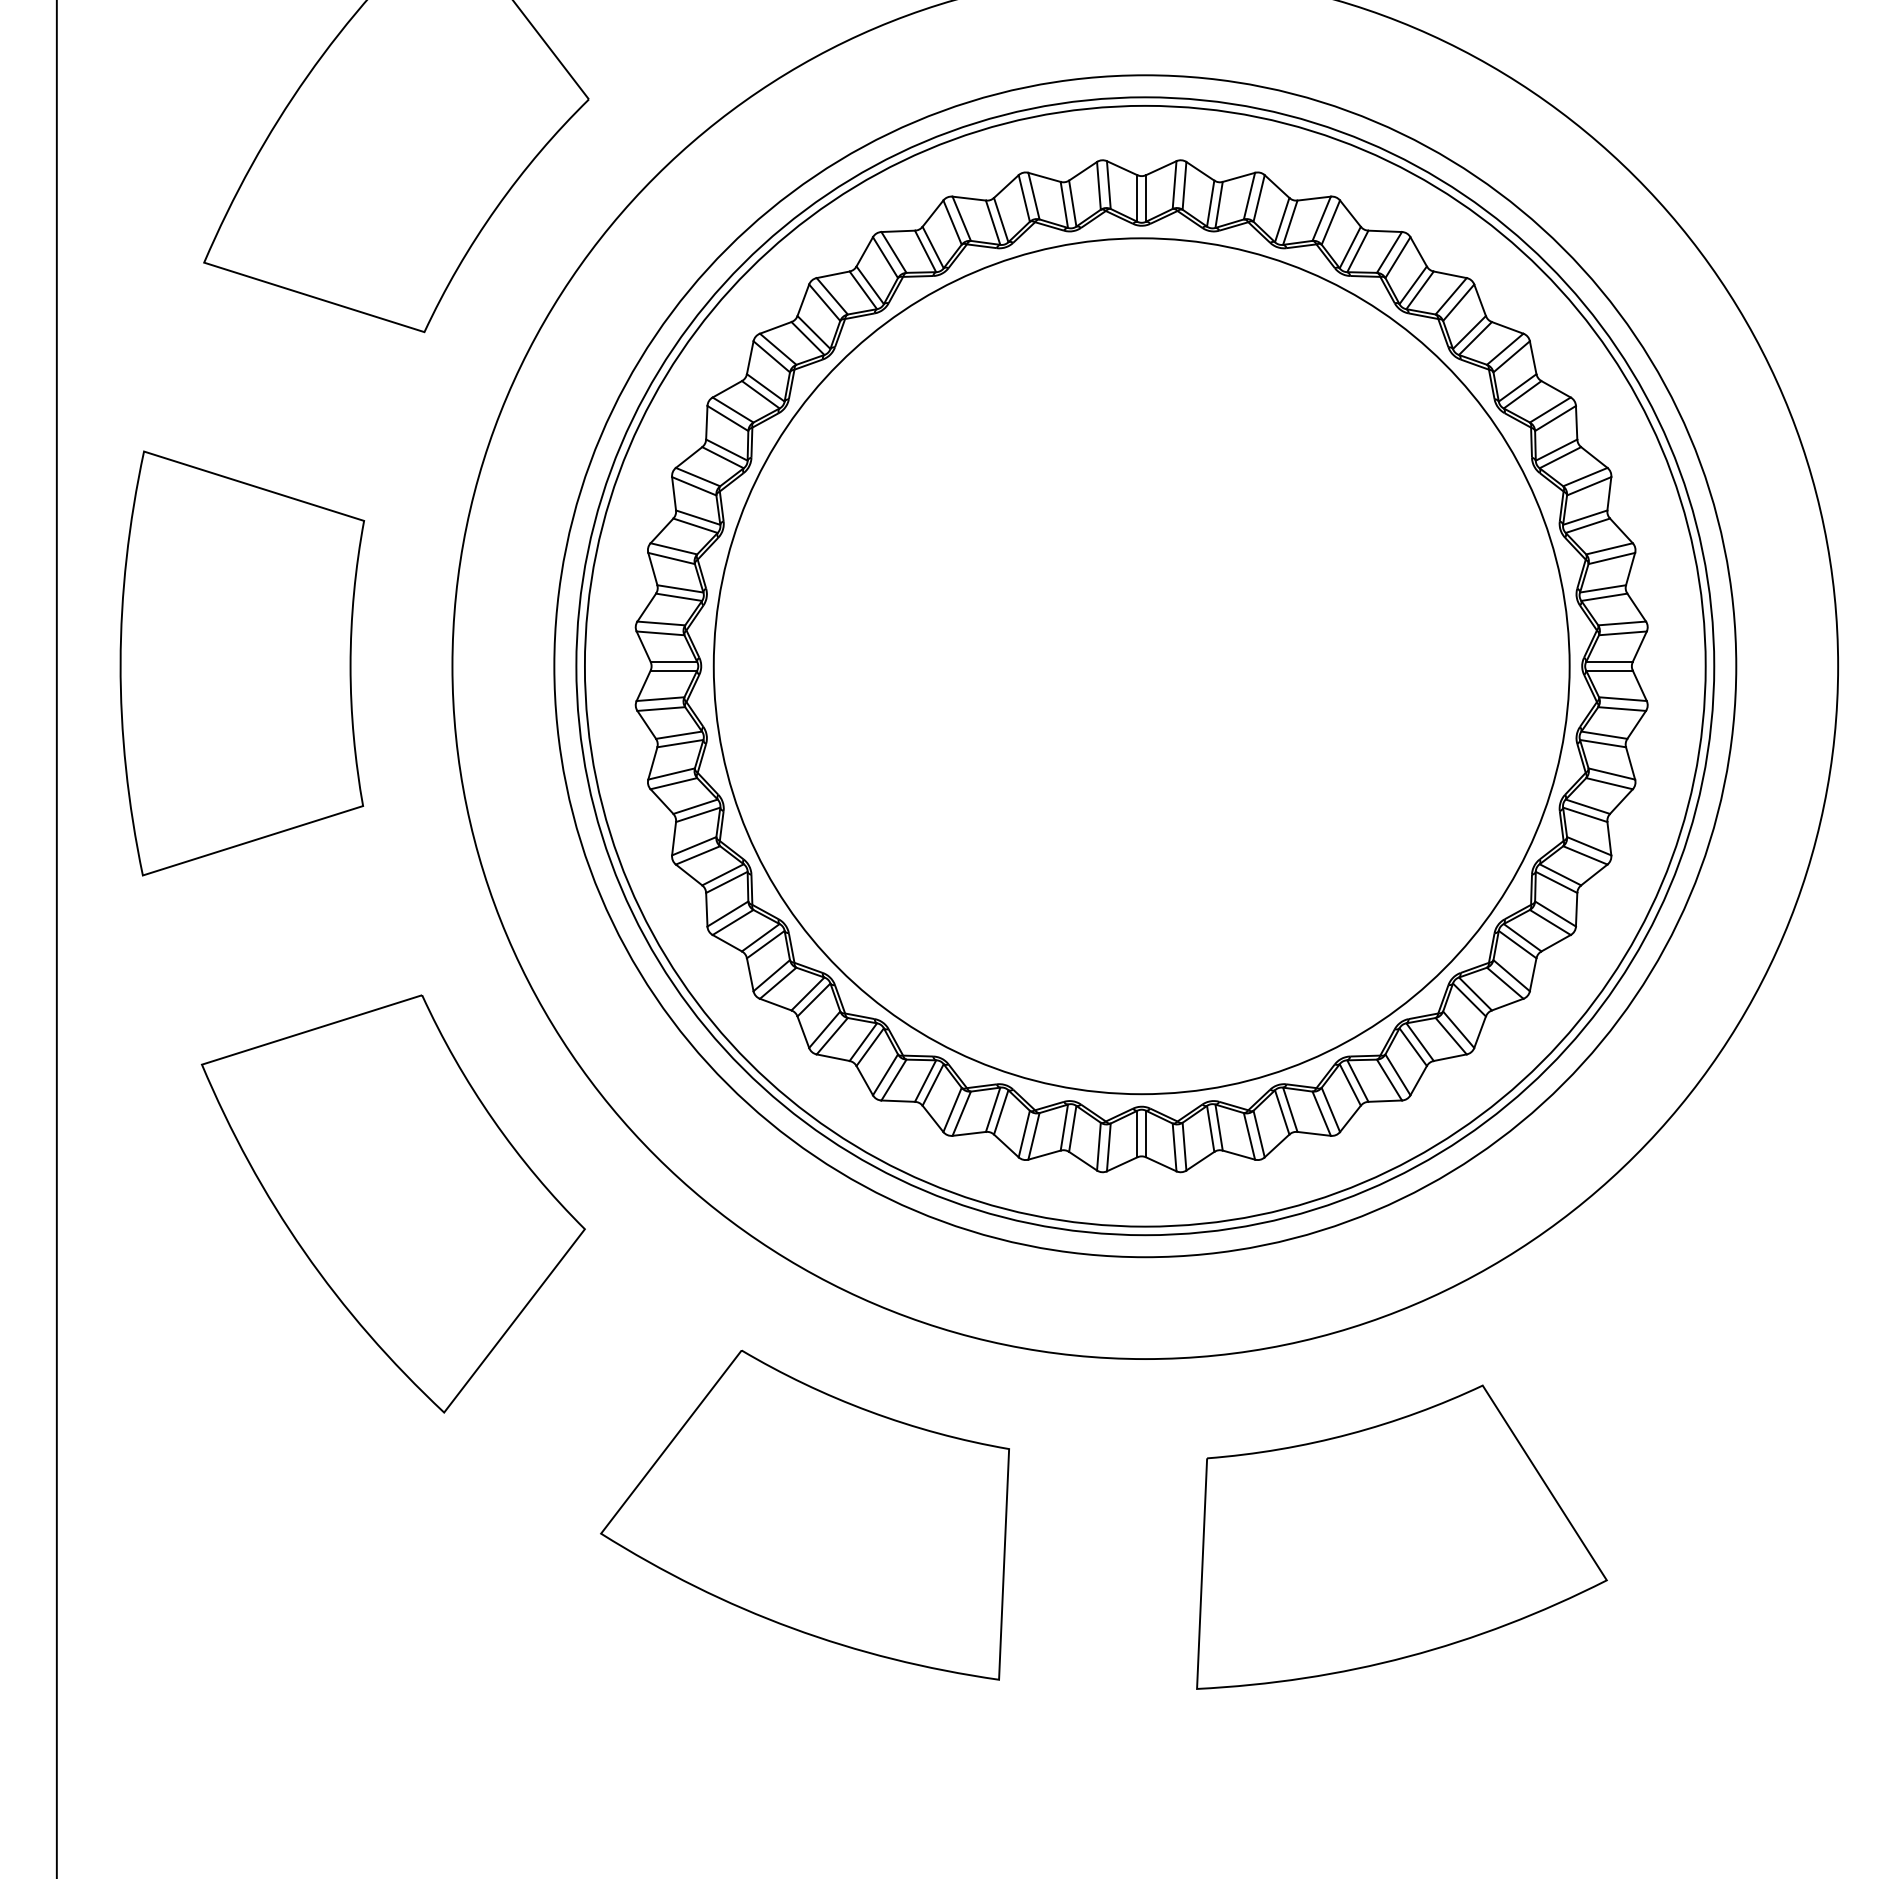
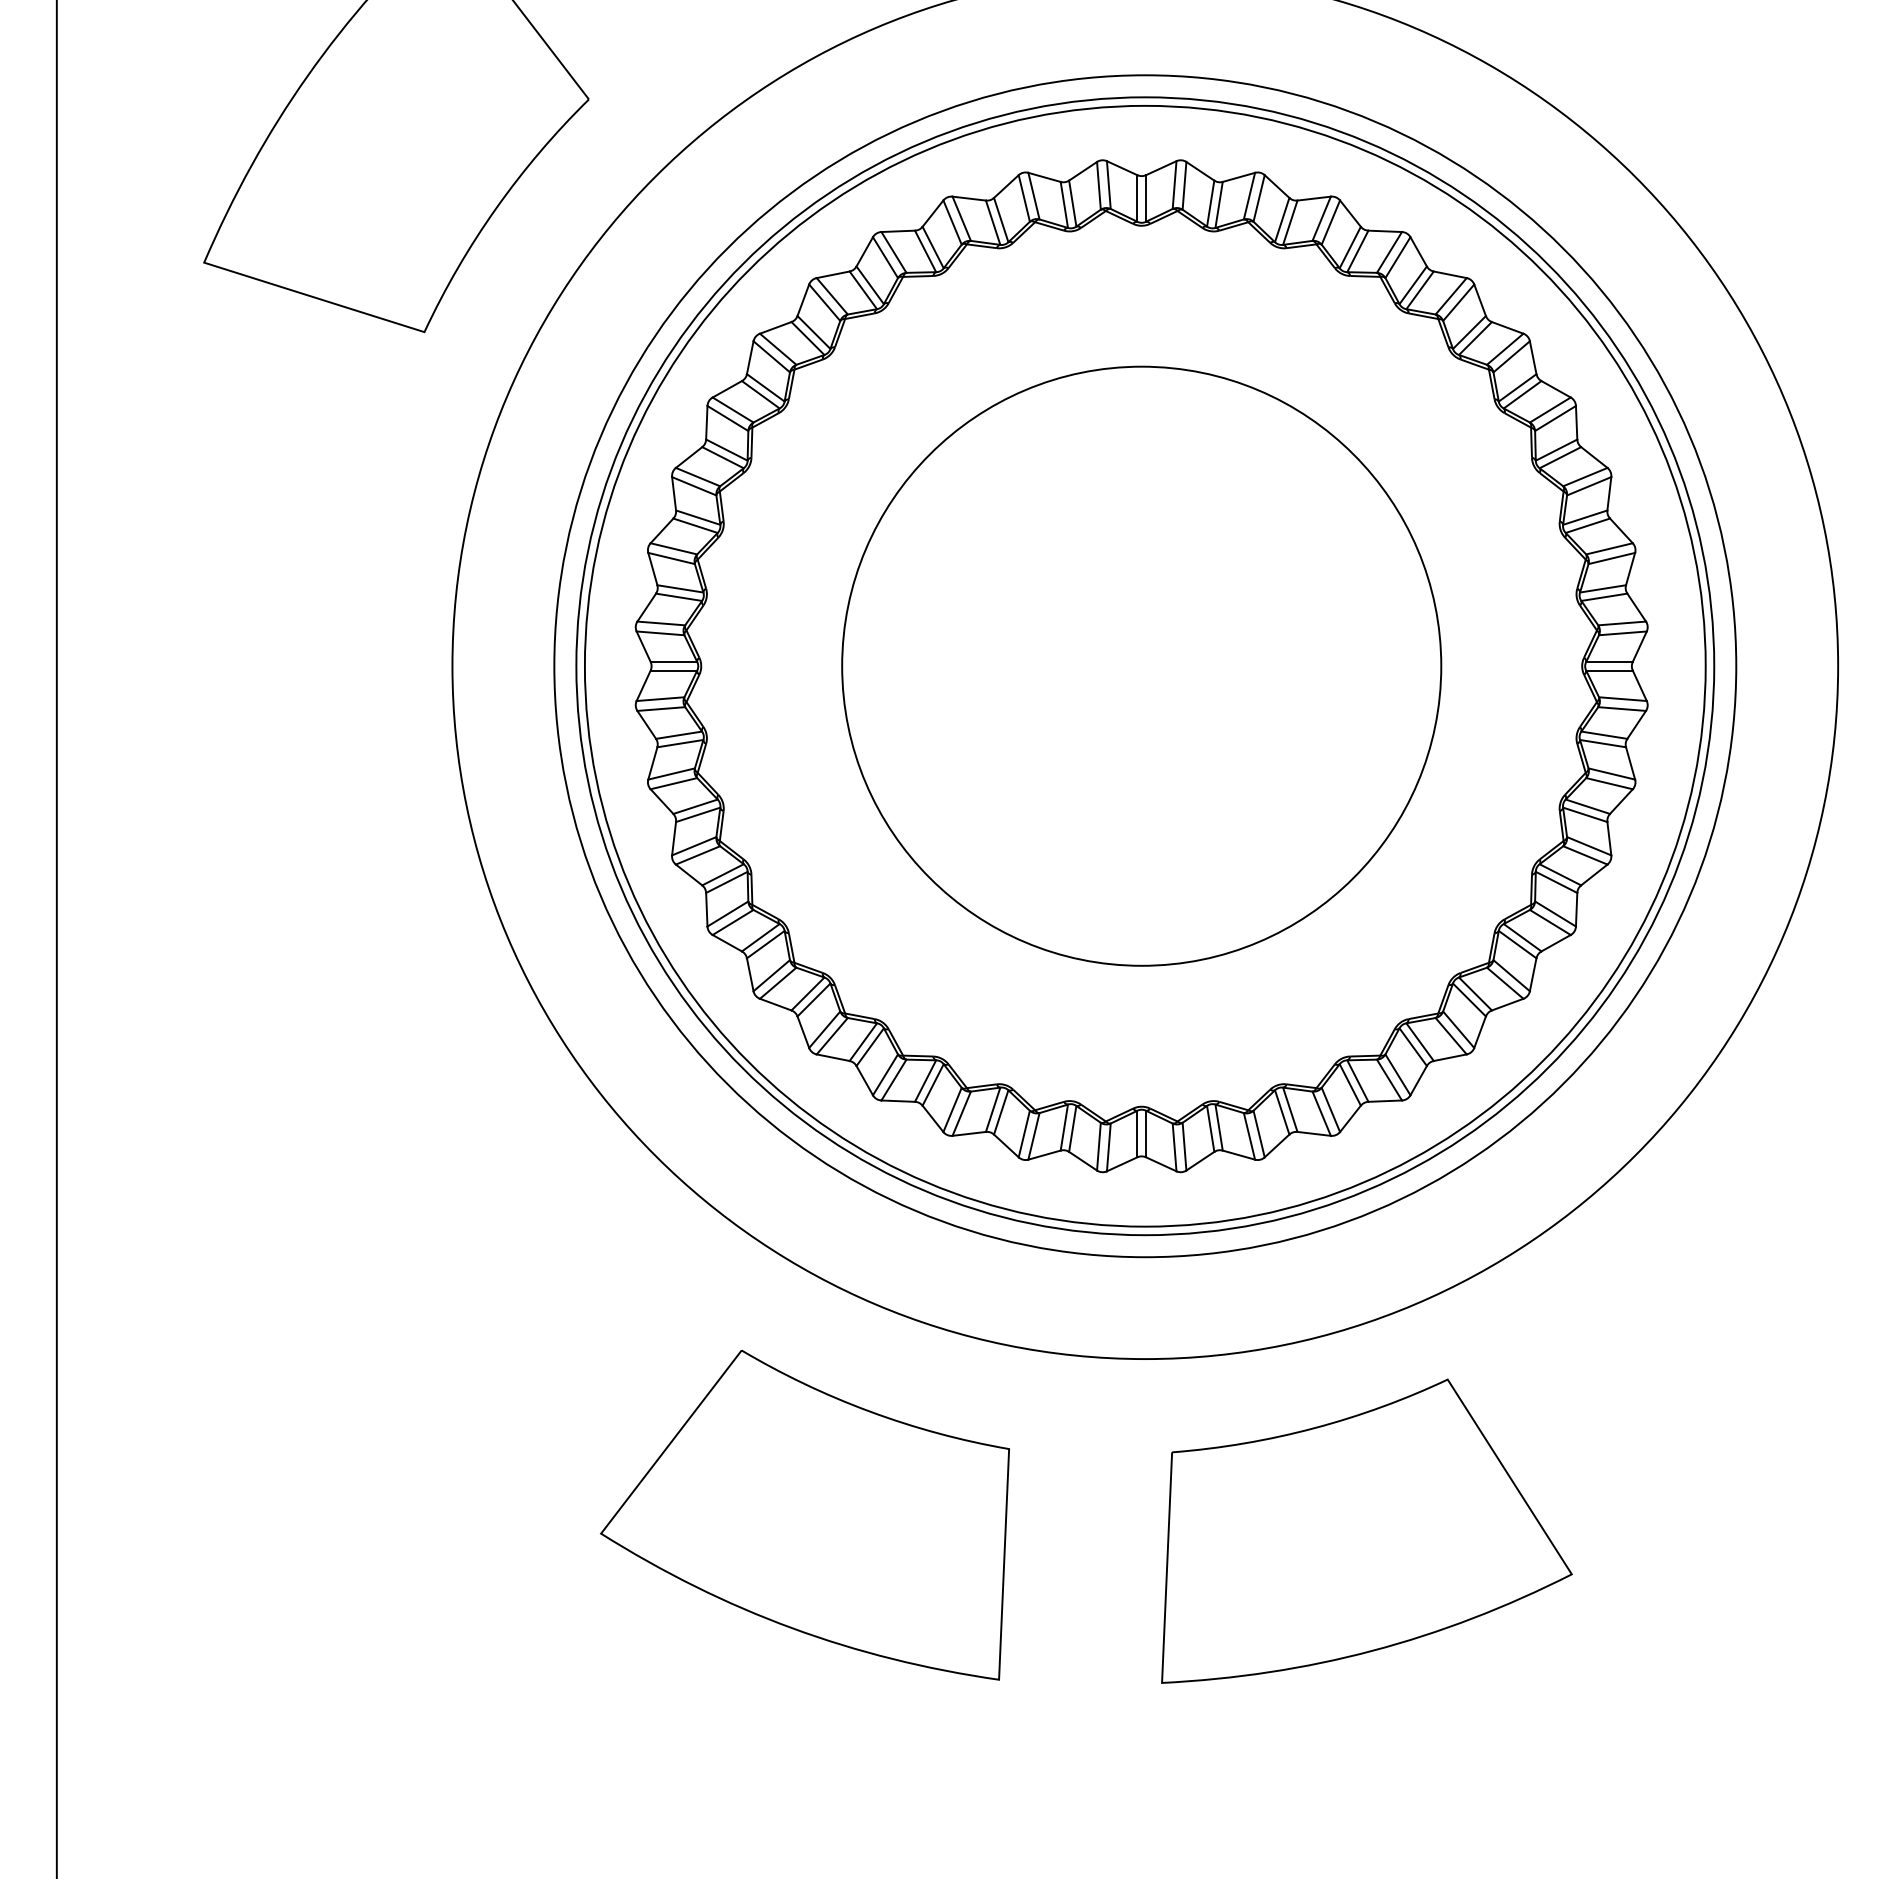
part: present -> none (242, 663)
circle diameter: 856 px -> 599 px (1141, 665)
part: present -> none (392, 1203)
part position: (1401, 1536) -> (1366, 1530) (1366, 1530)
